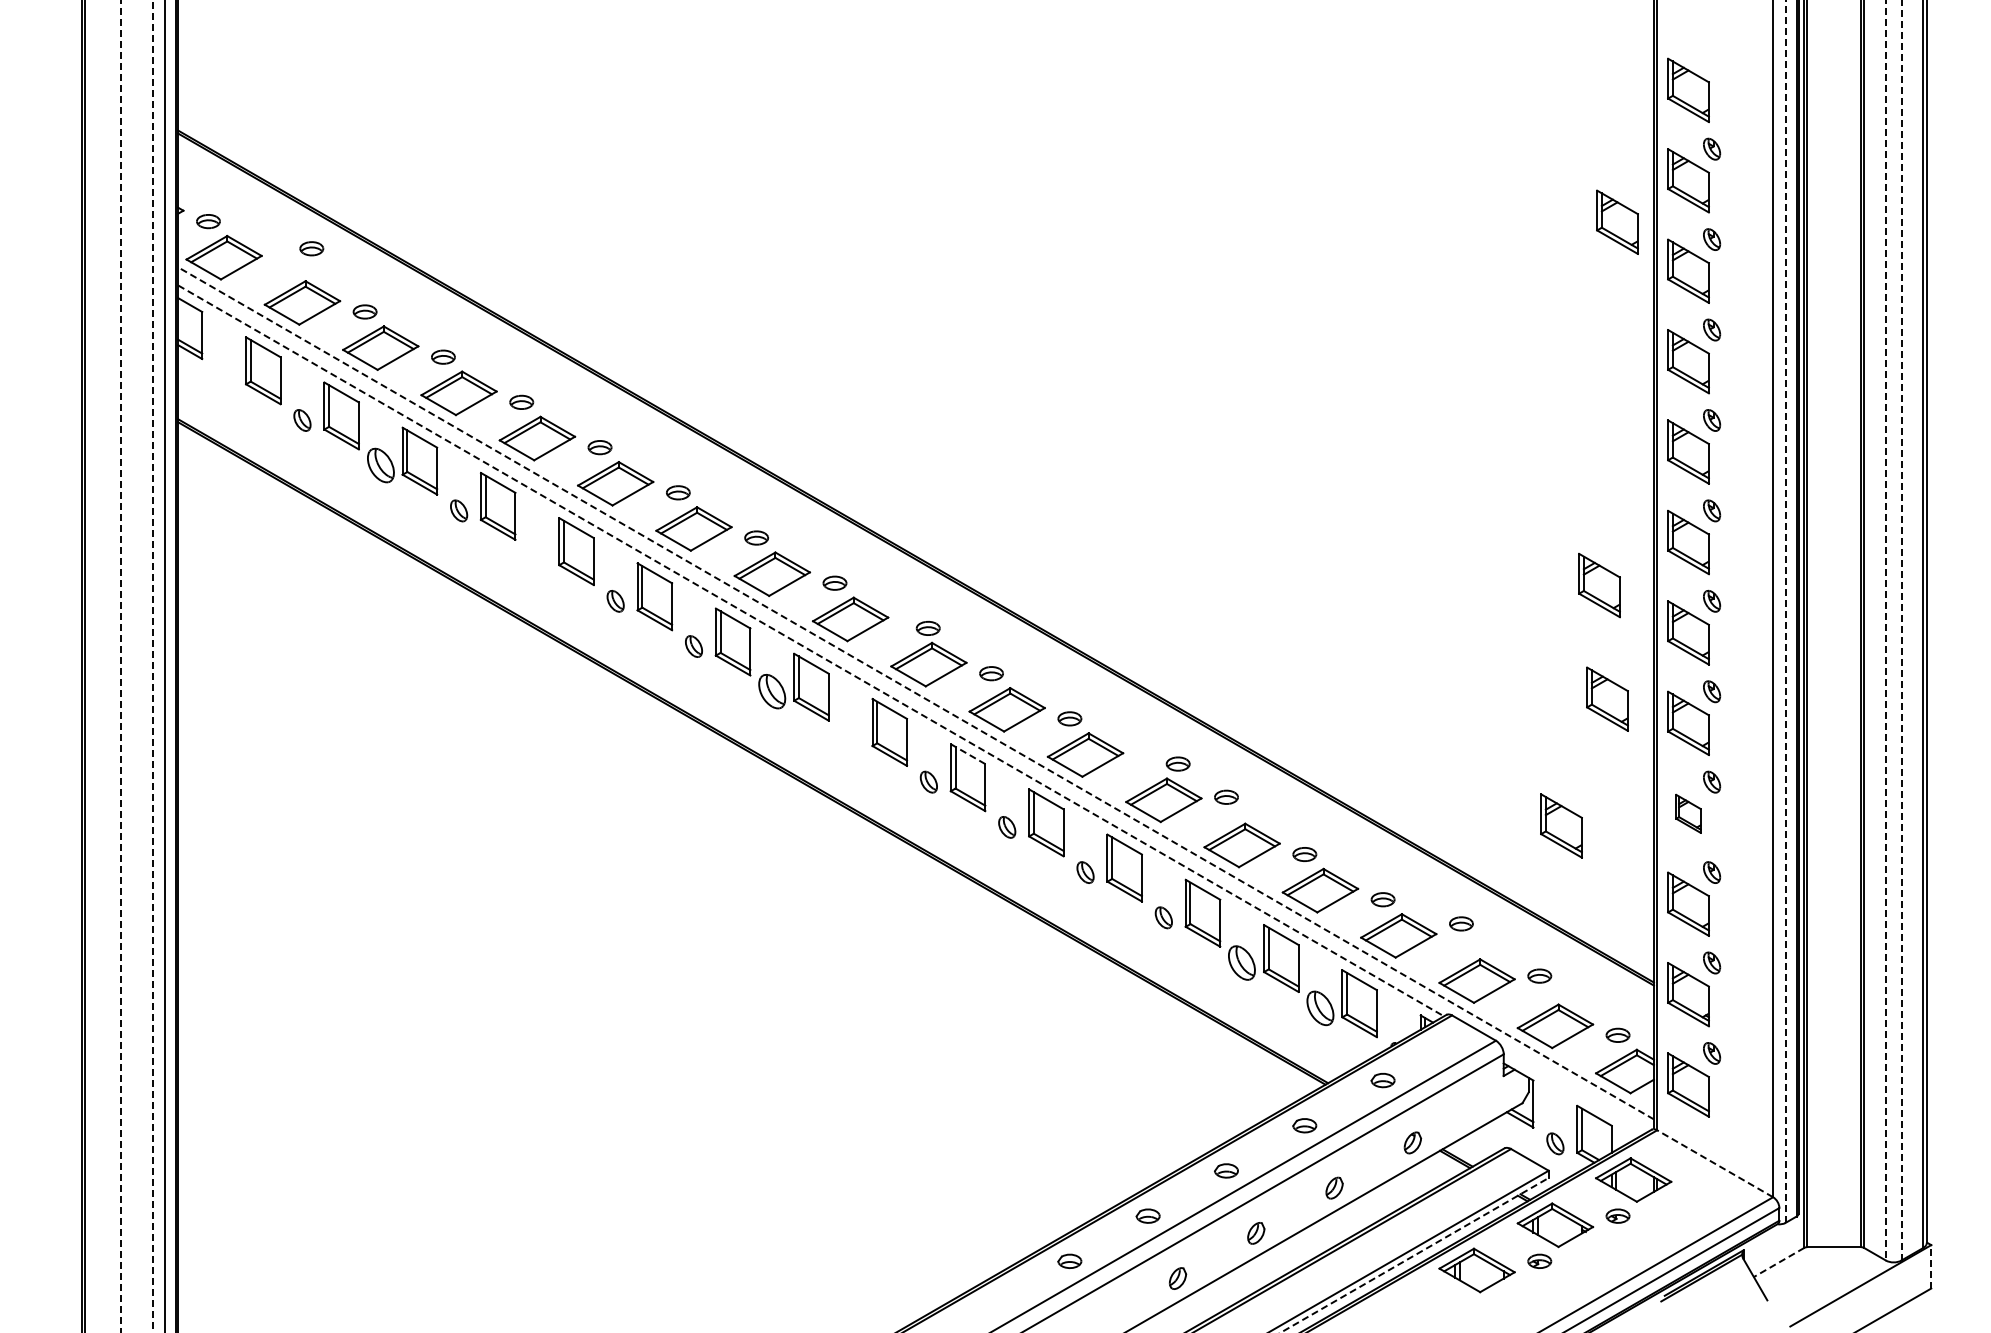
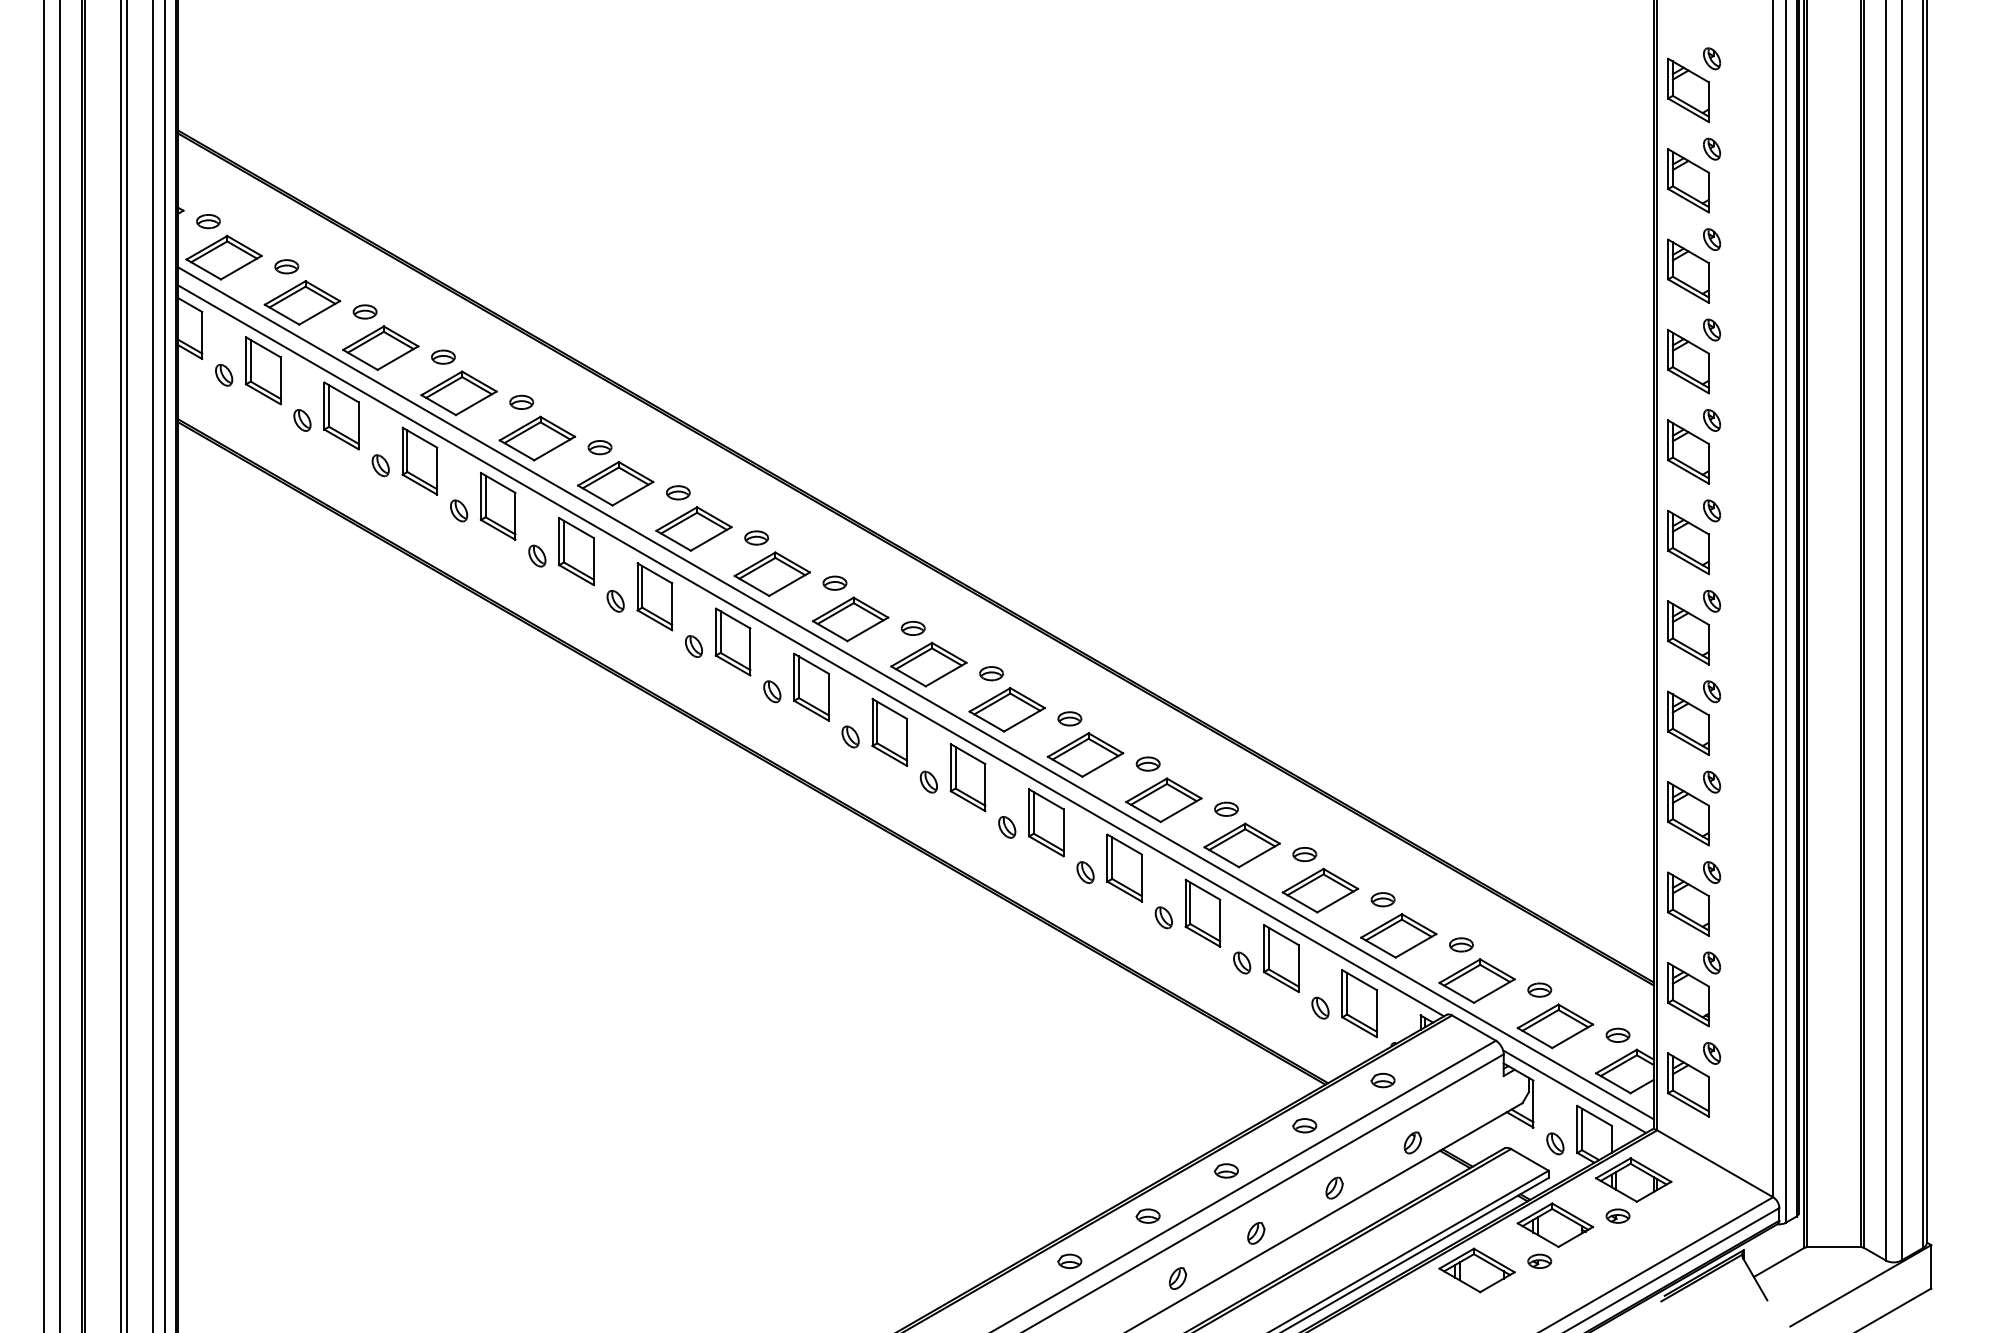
part: none -> present (1712, 58)
part: present -> none (1617, 221)
part position: (311, 248) -> (286, 266) (286, 266)
part: none -> present (224, 374)
part size: 28x37 px -> 19x24 px (380, 465)
part: none -> present (537, 555)
part: present -> none (1599, 585)
line: dashed -> solid (1785, 611)
part position: (927, 627) -> (912, 627) (912, 627)
line: dashed -> solid (1901, 630)
line: dashed -> solid (1885, 631)
line: dashed -> solid (811, 650)
line: none -> present (44, 665)
line: none -> present (59, 665)
line: none -> present (126, 665)
line: dashed -> solid (120, 666)
line: dashed -> solid (152, 666)
part size: 29x36 px -> 19x24 px (772, 691)
line: dashed -> solid (915, 693)
part: present -> none (1607, 698)
part: none -> present (850, 736)
line: dashed -> solid (968, 754)
part position: (1177, 763) -> (1147, 763) (1147, 763)
part position: (1226, 796) -> (1226, 808) (1226, 808)
part size: 27x41 px -> 43x66 px (1688, 813)
part: present -> none (1561, 825)
part position: (1461, 923) -> (1461, 944) (1461, 944)
part size: 28x36 px -> 19x24 px (1242, 962)
part position: (1539, 975) -> (1539, 989) (1539, 989)
part size: 29x37 px -> 19x24 px (1320, 1007)
line: none -> present (1575, 1091)
line: dashed -> solid (1715, 1163)
line: dashed -> solid (1414, 1255)
line: dashed -> solid (1778, 1262)
line: dashed -> solid (1931, 1266)
